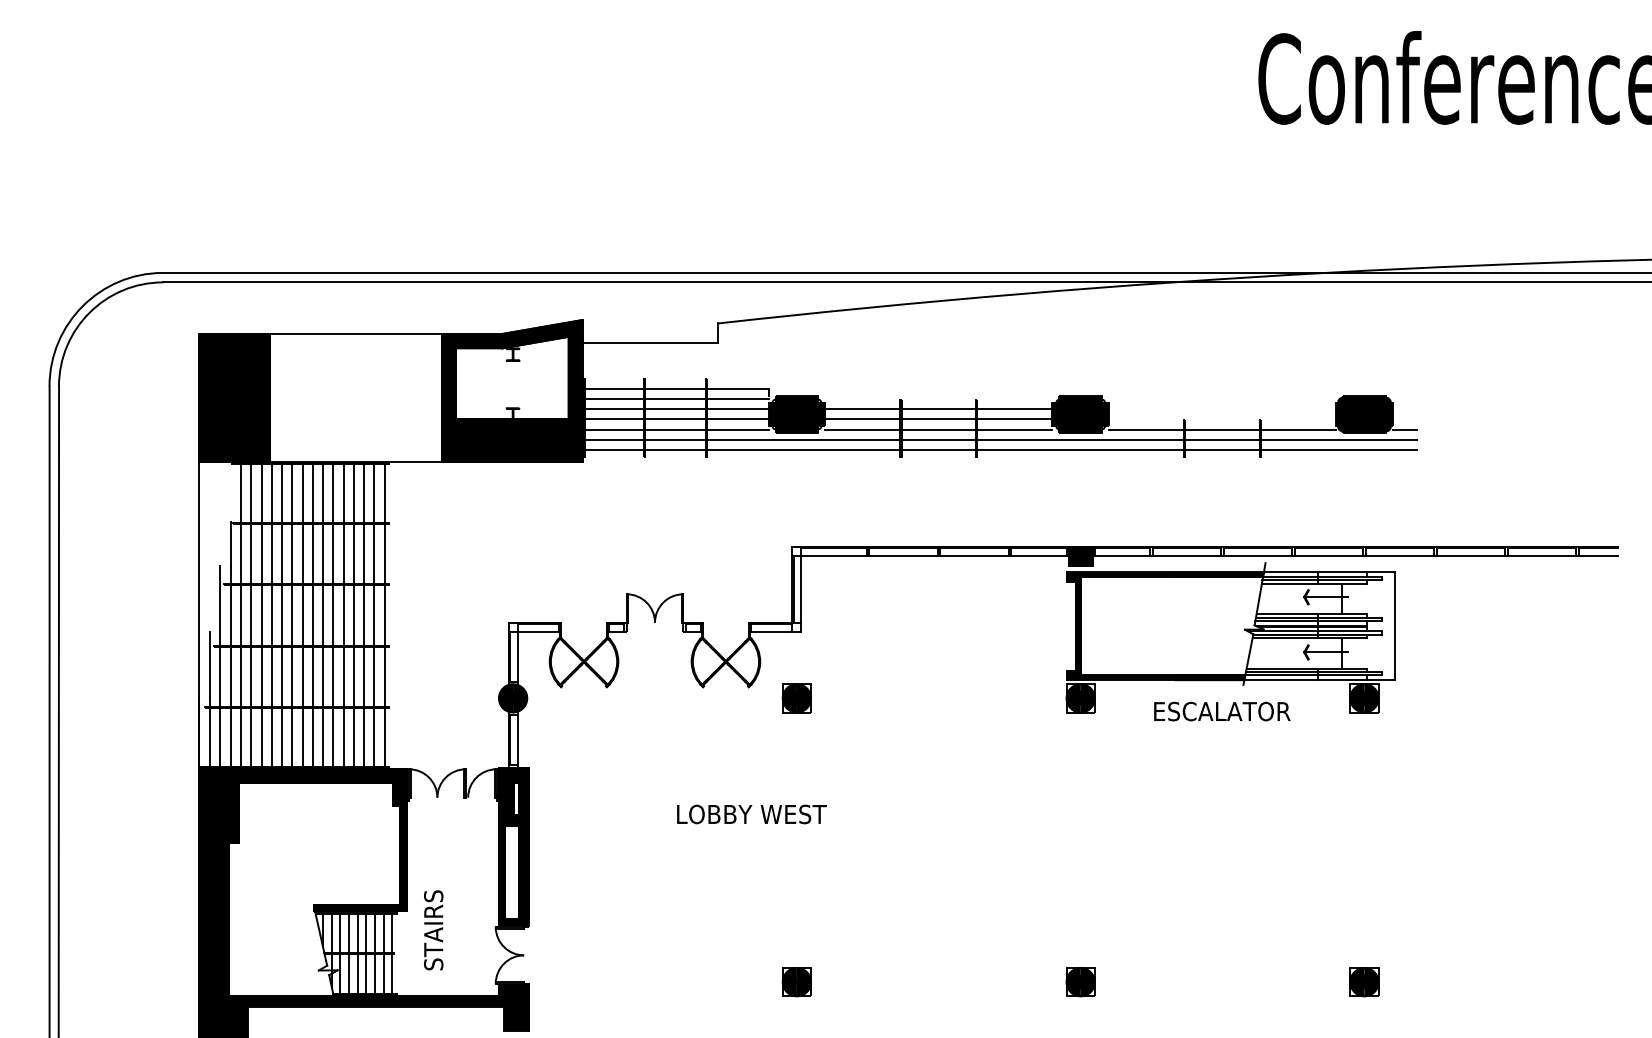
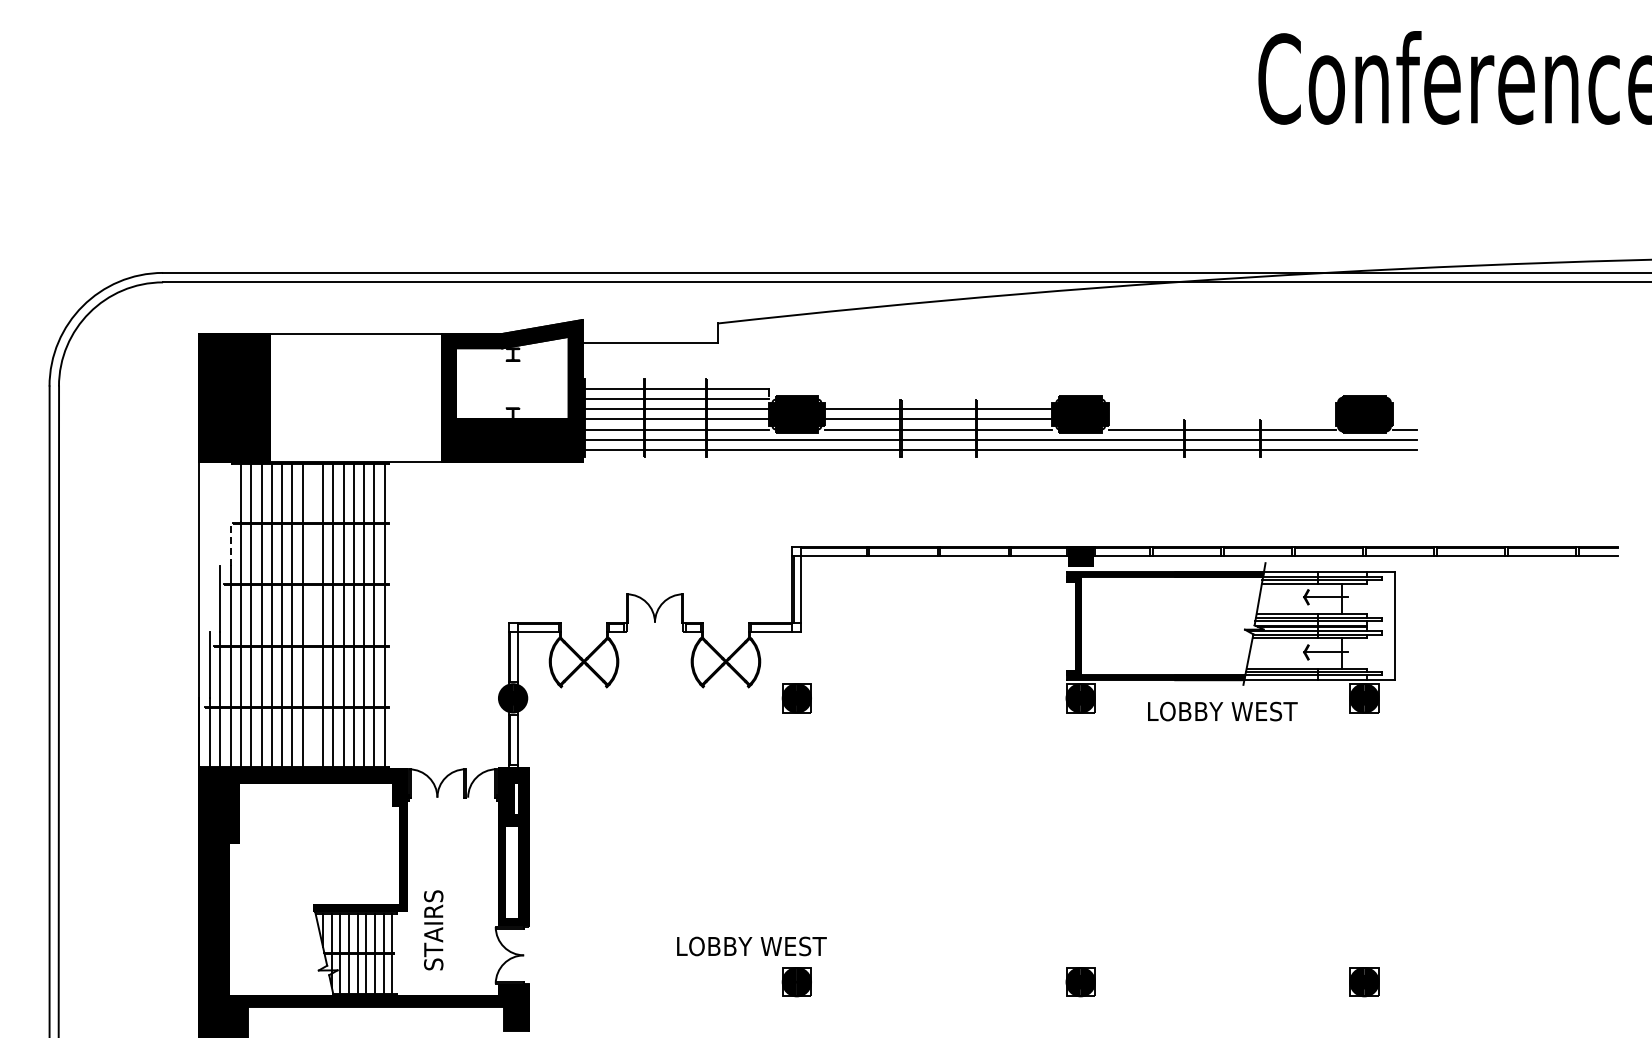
line: solid -> dashed (230, 543)
line: present -> none (312, 615)
text: ESCALATOR -> LOBBY WEST (1222, 711)
text position: (751, 814) -> (751, 946) (751, 946)
